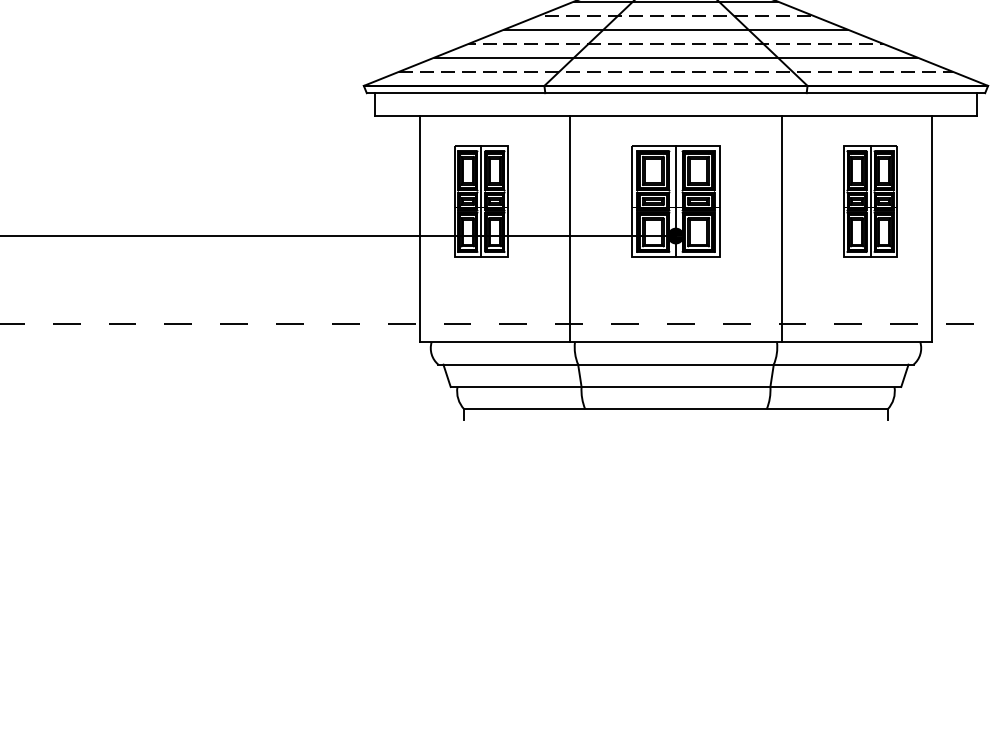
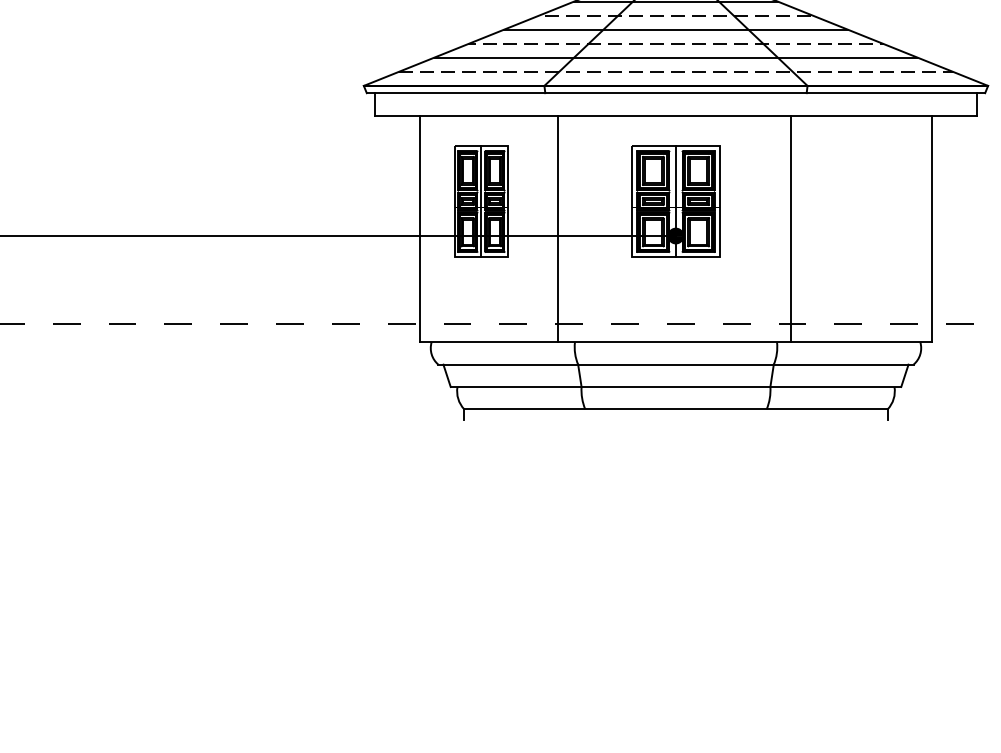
part: present -> none (870, 201)
line position: (569, 228) -> (557, 228) (557, 228)
line position: (782, 228) -> (791, 228) (791, 228)
